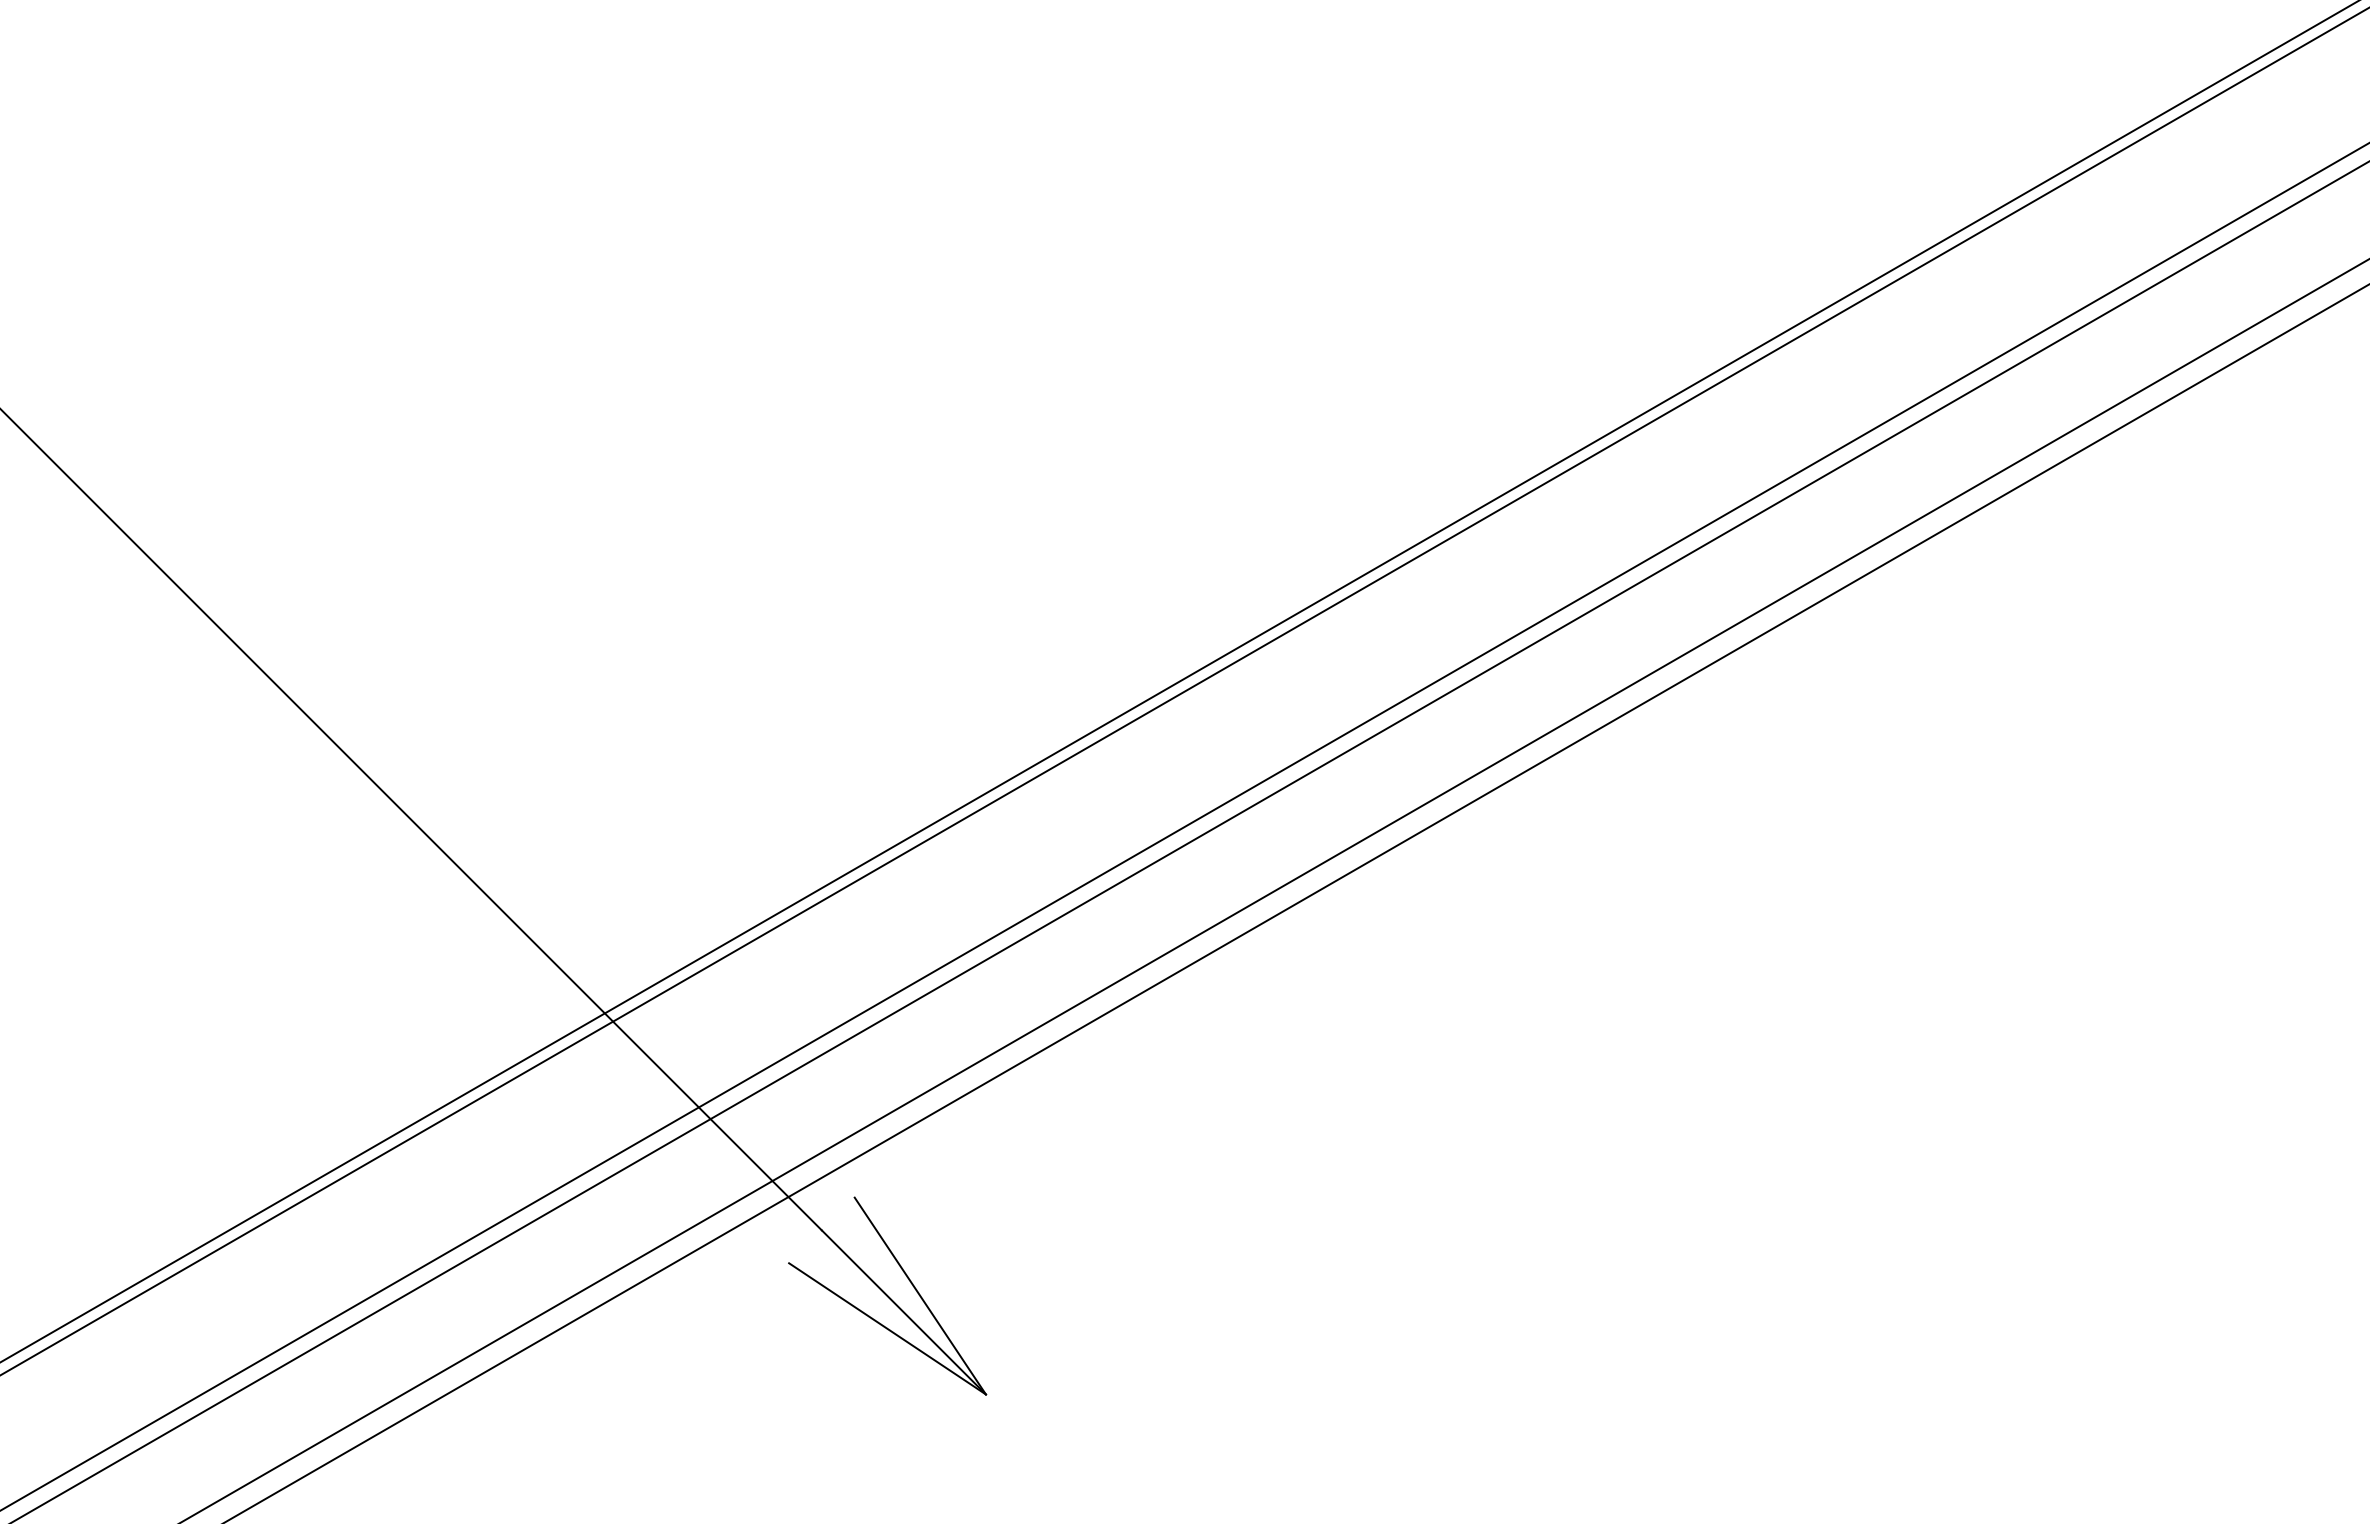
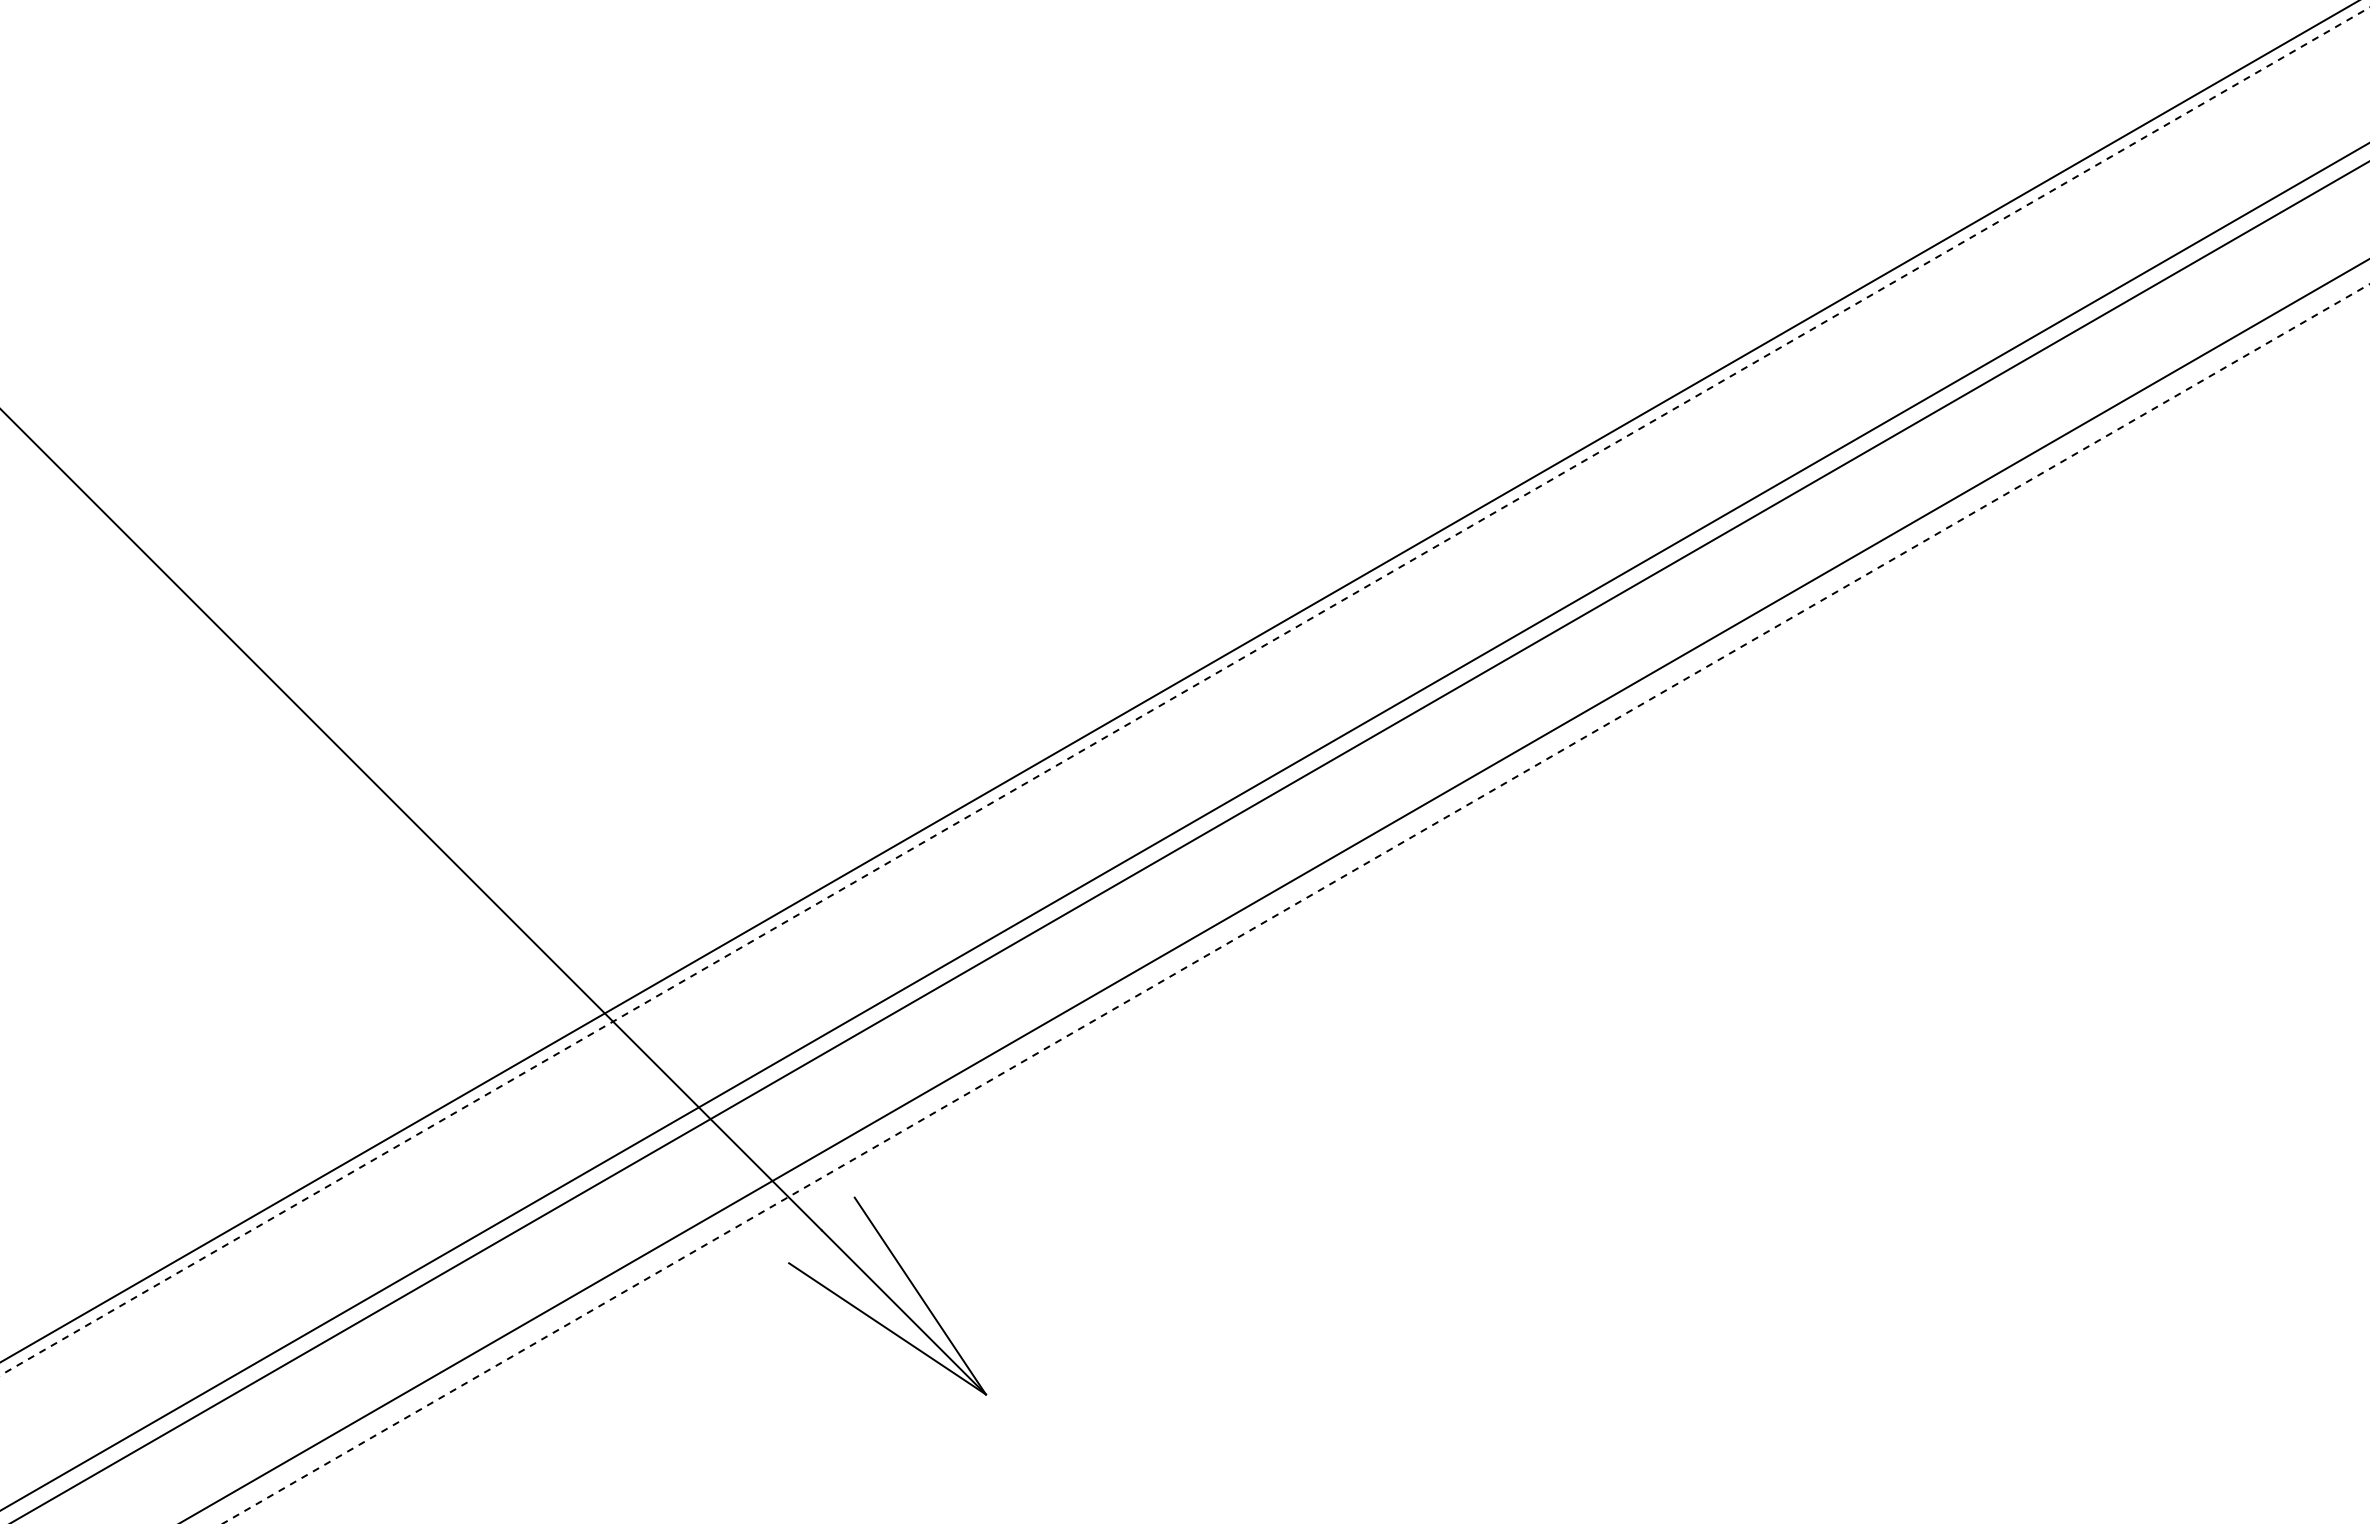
line: solid -> dashed (1184, 691)
line: solid -> dashed (1295, 904)
